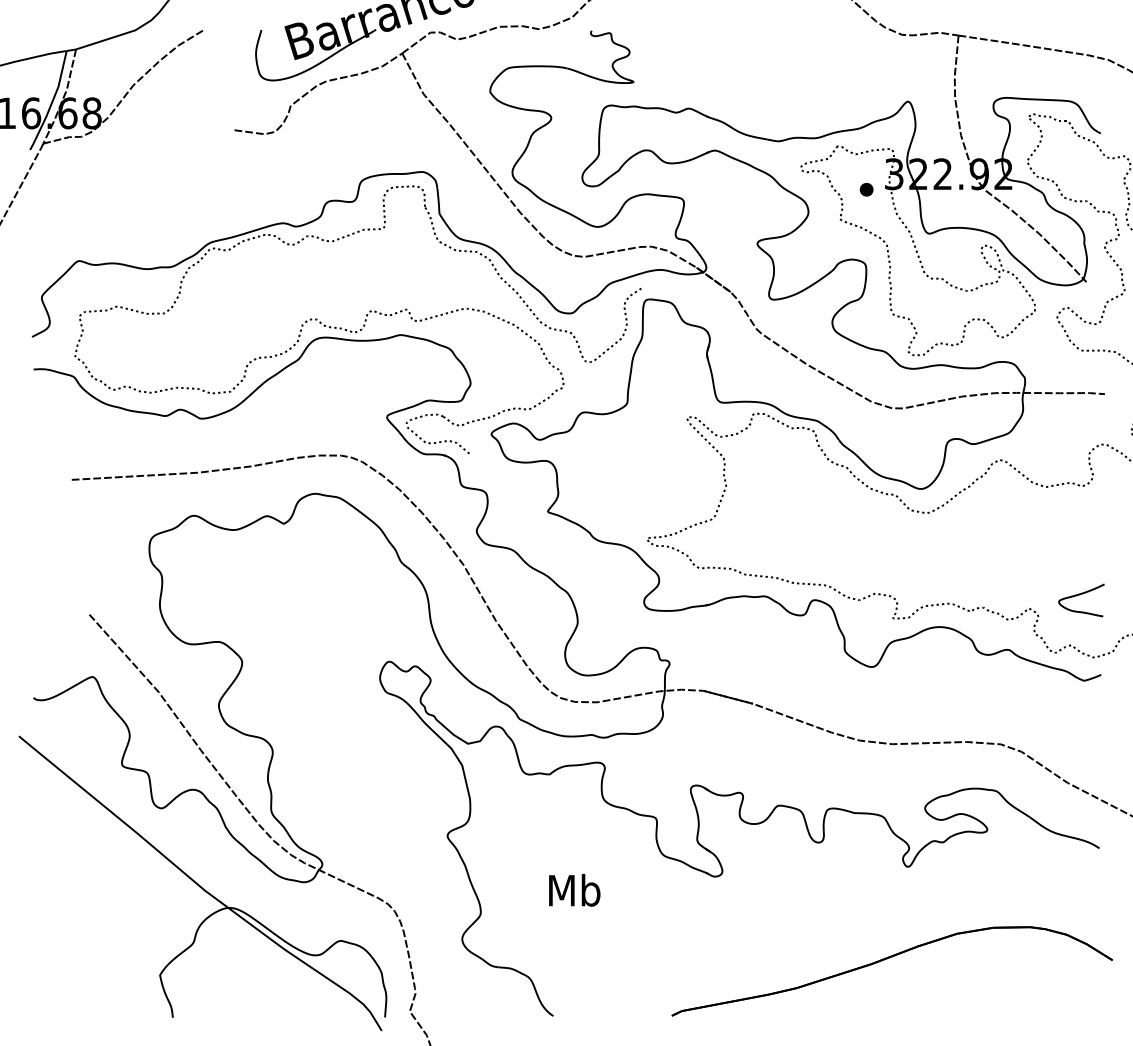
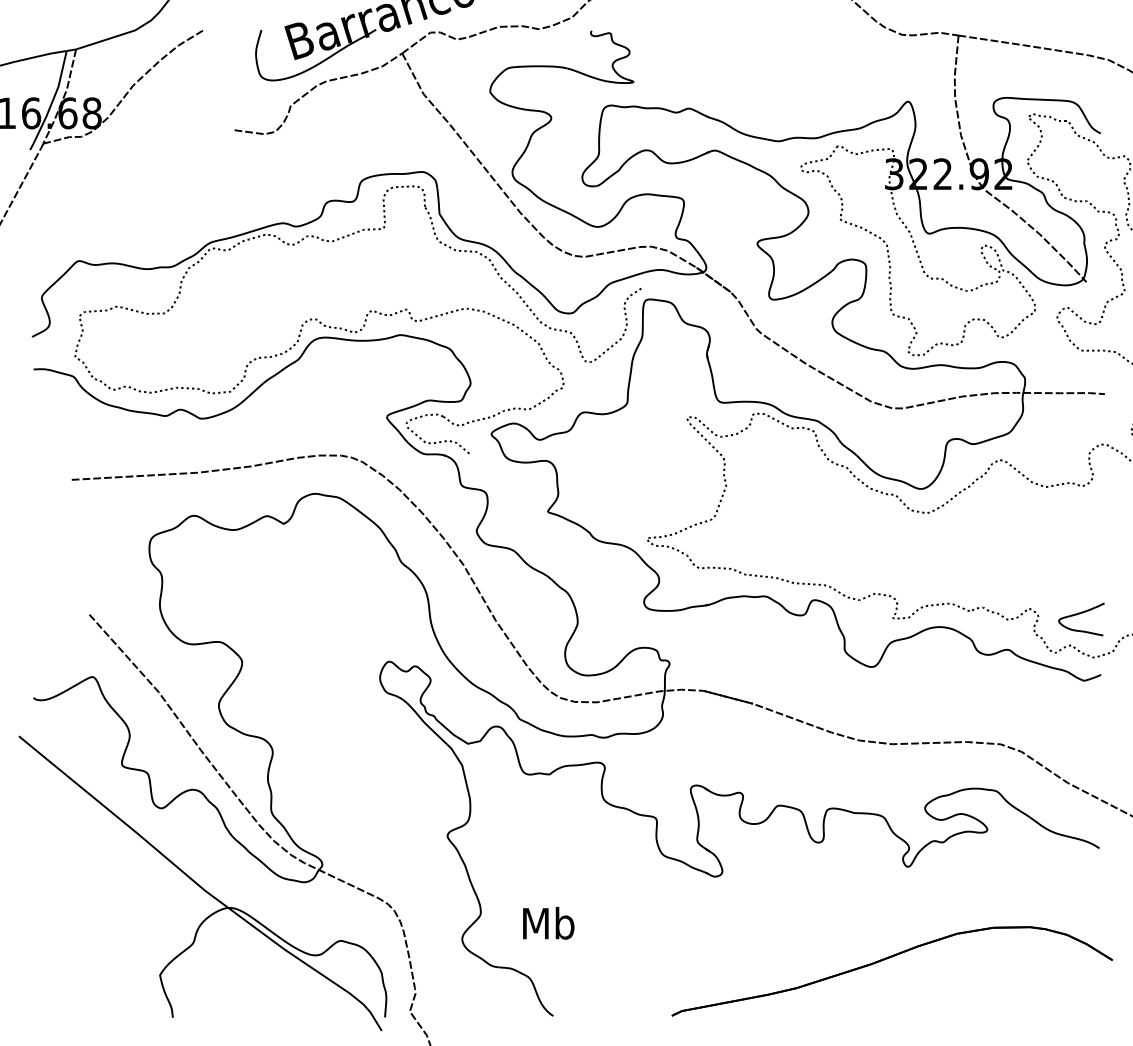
part: present -> none (866, 189)
curve position: (1080, 595) -> (1080, 614) (1080, 614)
text position: (574, 890) -> (548, 923) (548, 923)
